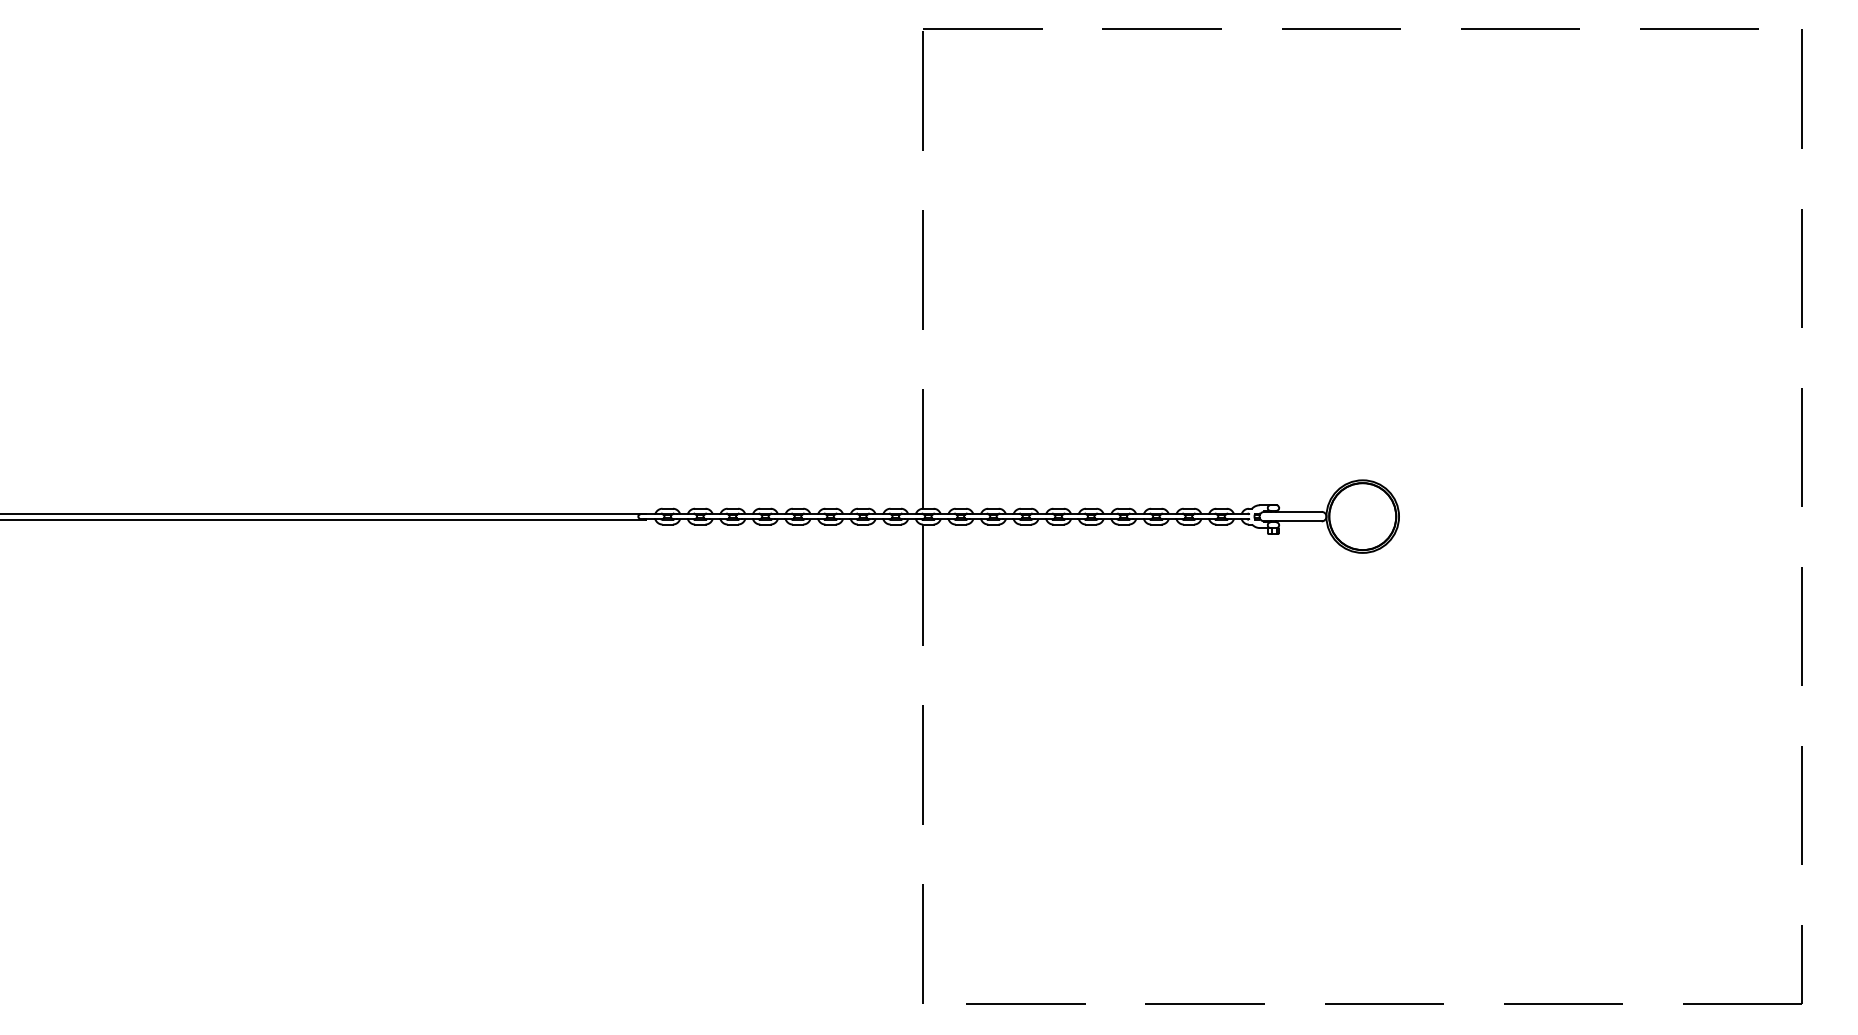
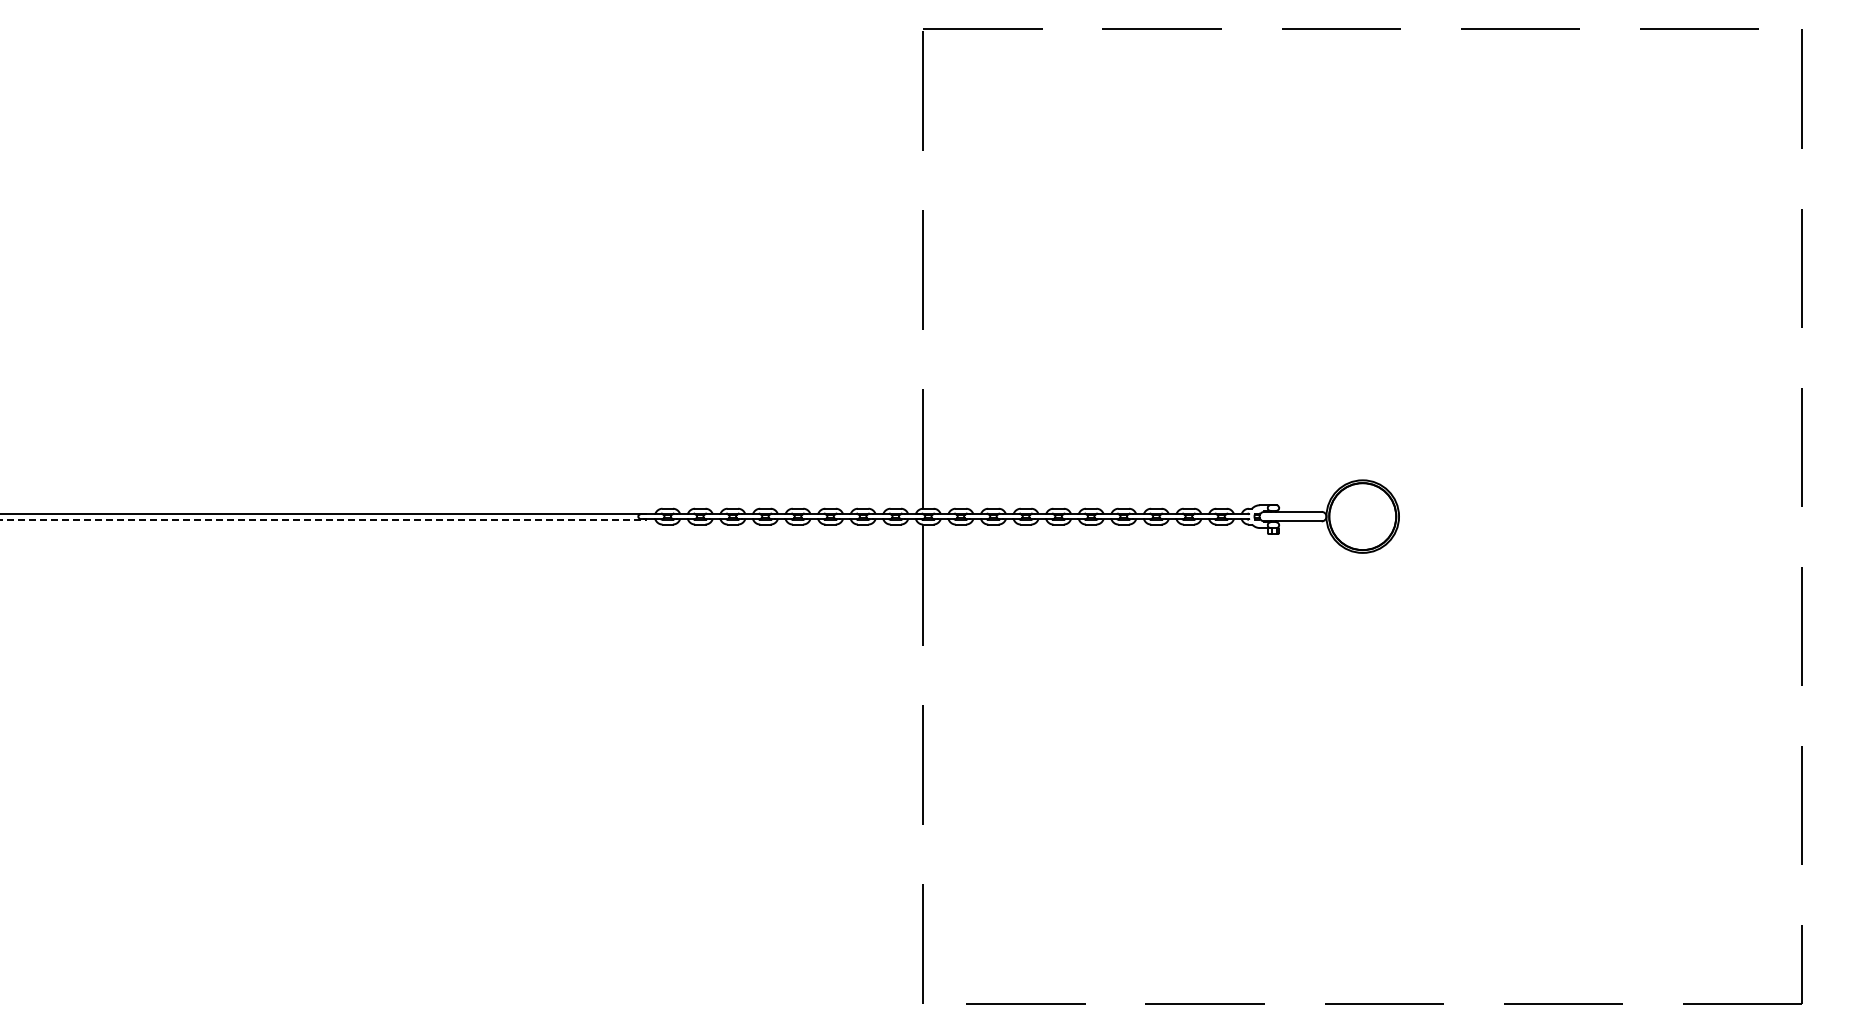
line: solid -> dashed (323, 519)
